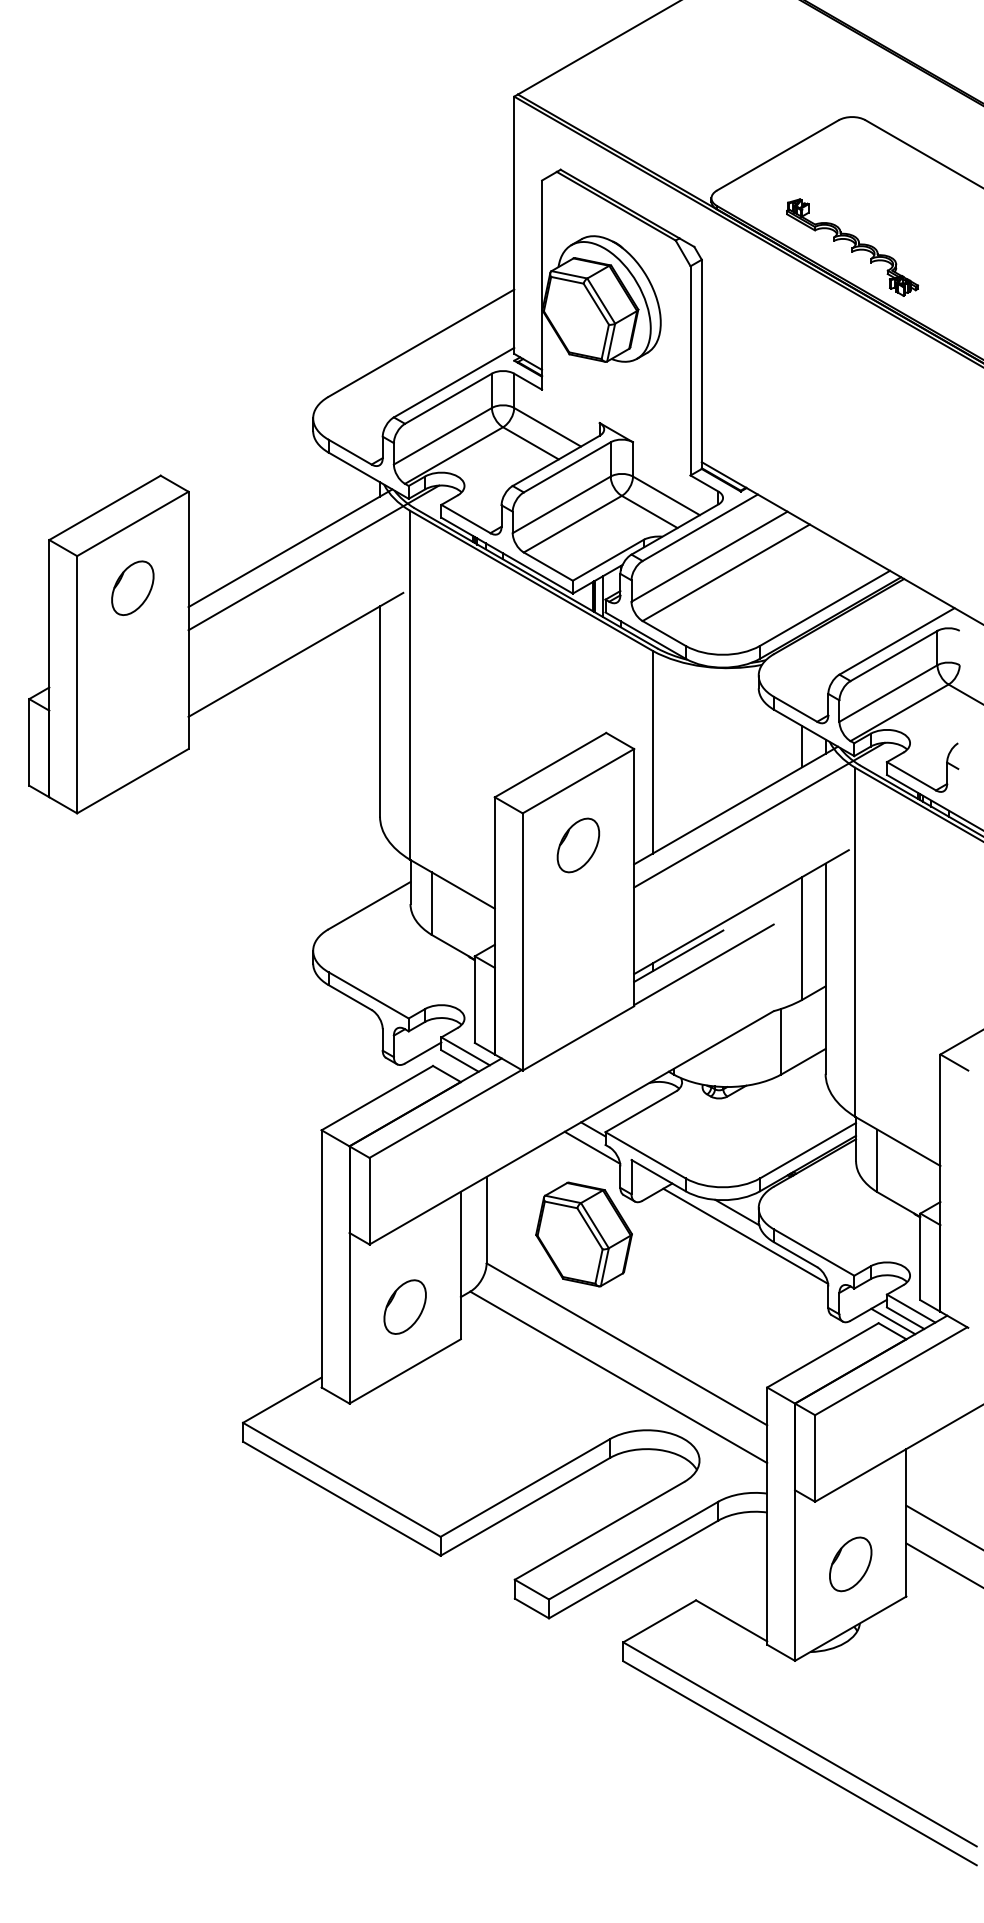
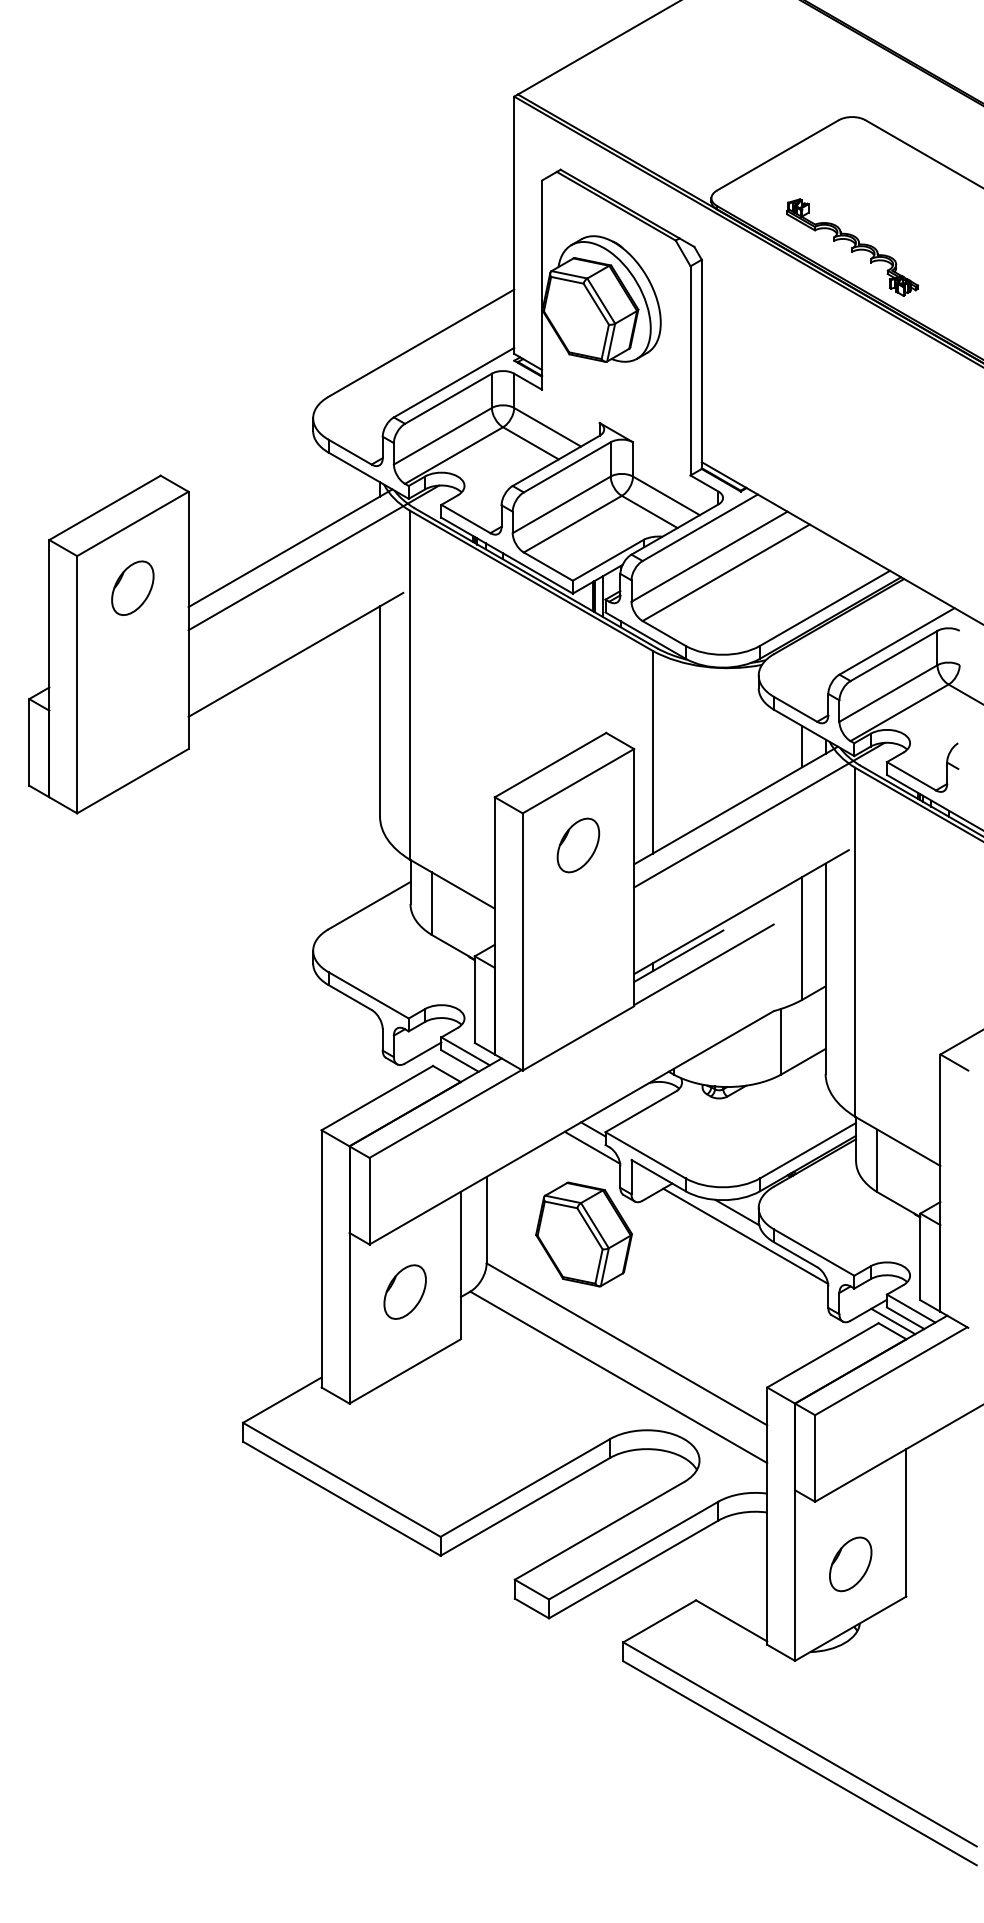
part position: (404, 1306) -> (404, 1291) (404, 1291)
line: present -> none (943, 1526)
line: present -> none (943, 1564)
